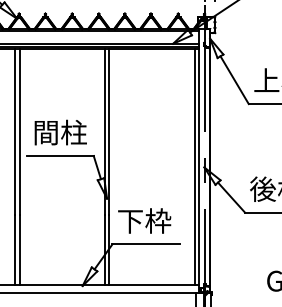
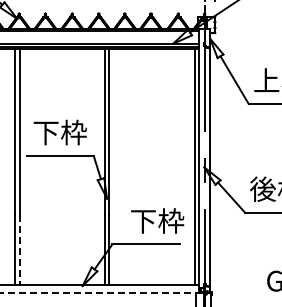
text: 間柱 -> 下枠 (59, 132)
text position: (144, 220) -> (157, 220) (157, 220)
line: solid -> dashed (20, 250)
line: solid -> dashed (98, 292)
